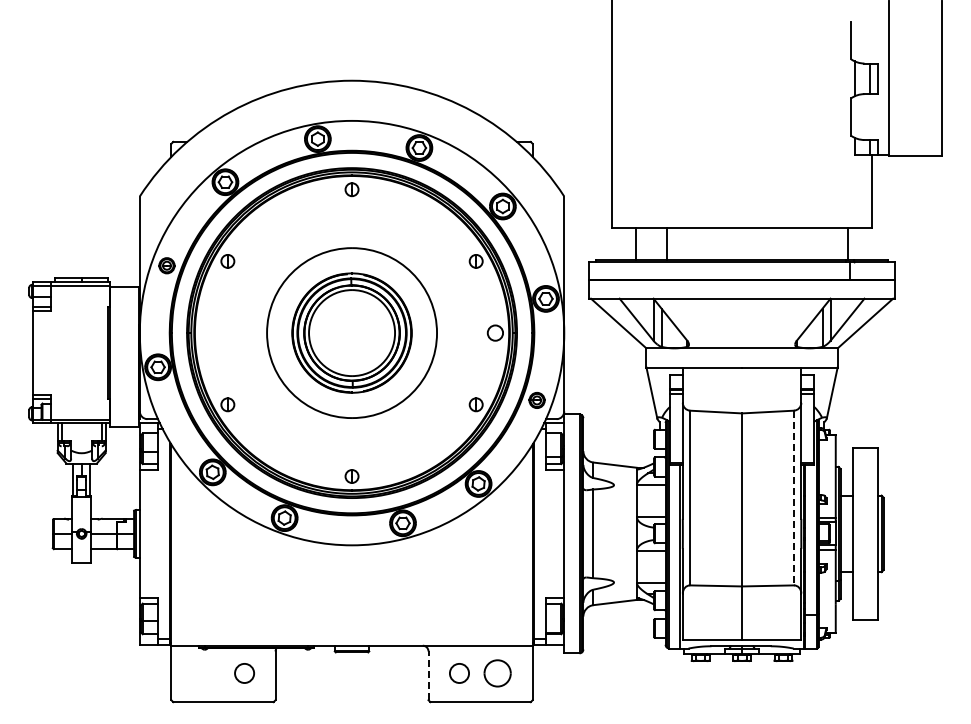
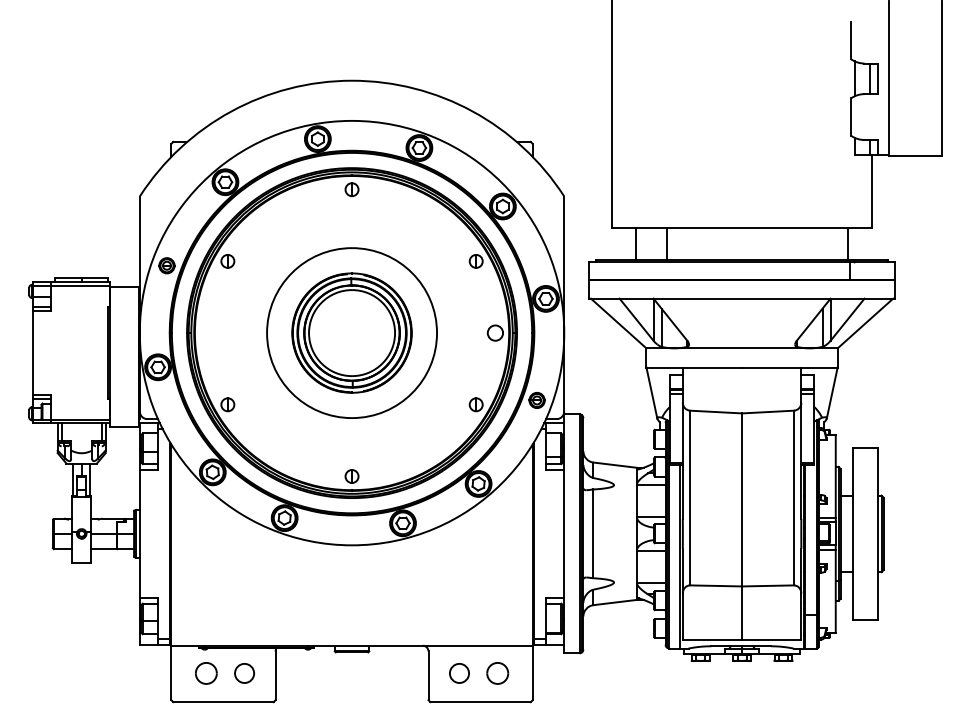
line: dashed -> solid (793, 498)
part: none -> present (206, 673)
part size: 29x29 px -> 24x23 px (497, 673)
line: dashed -> solid (428, 675)
